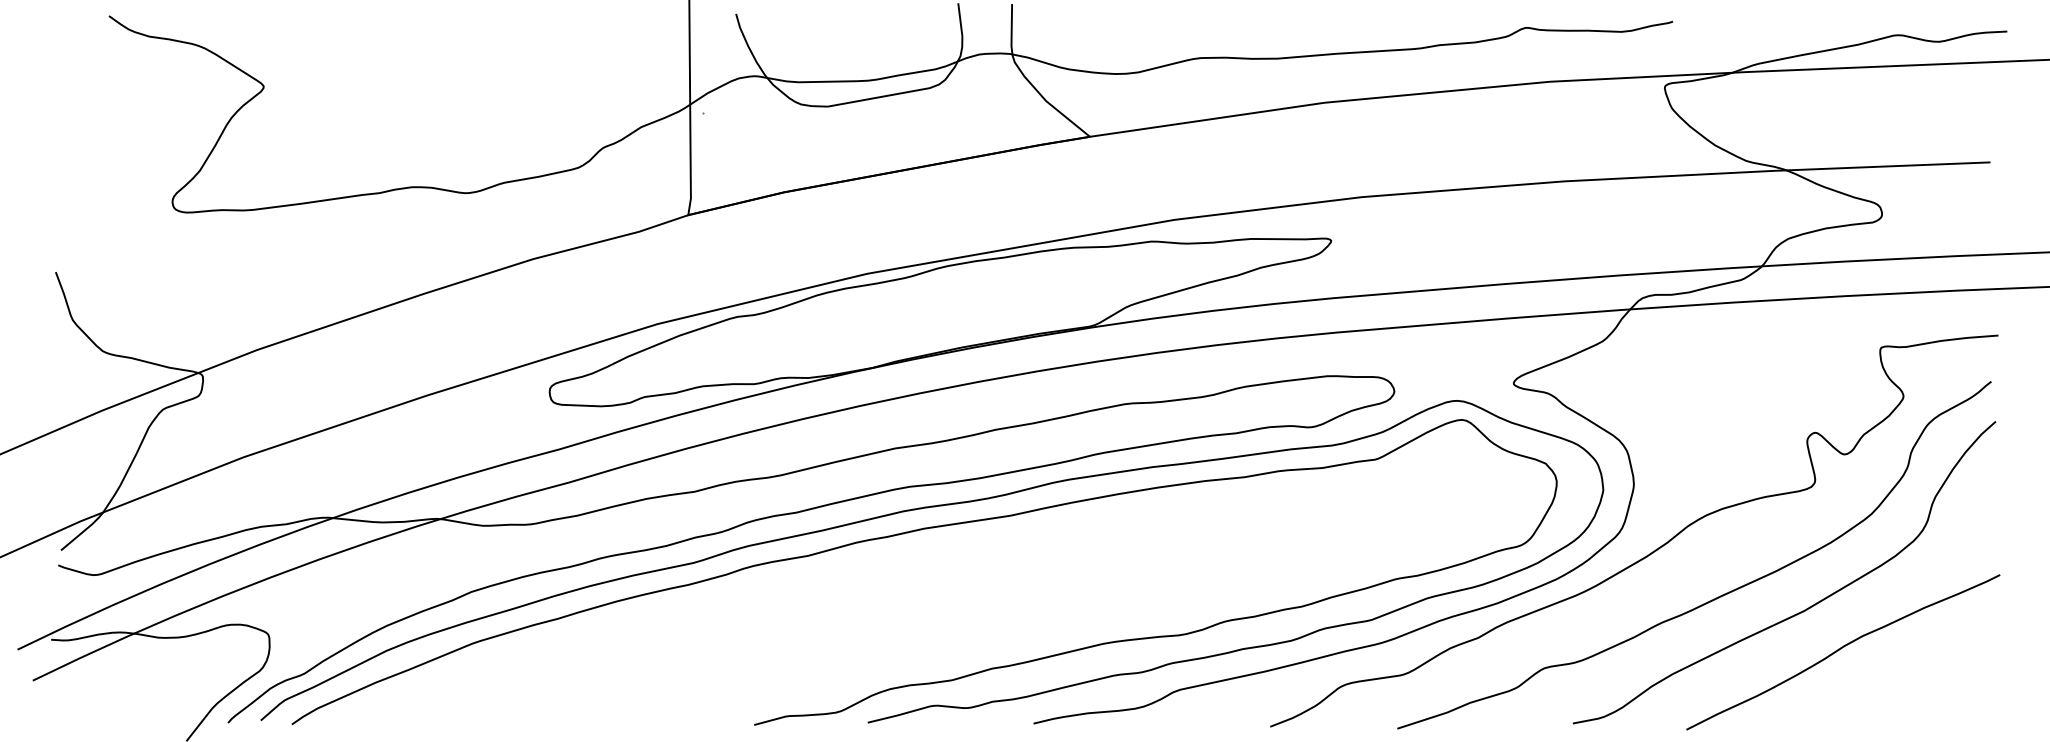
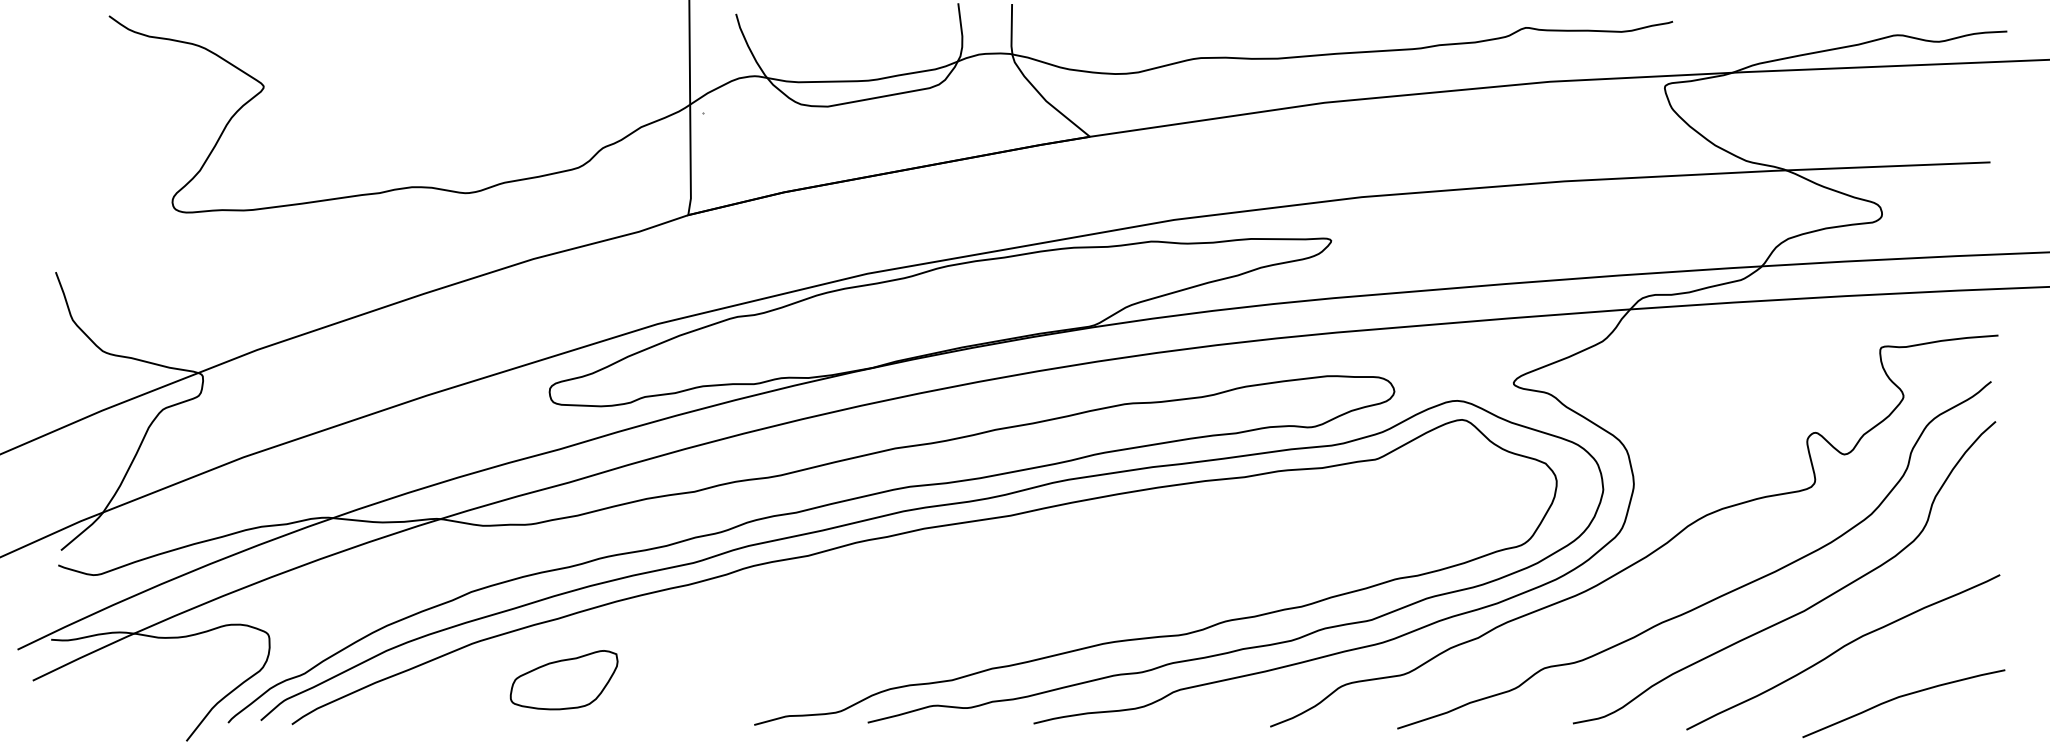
part: none -> present (563, 680)
curve: none -> present (1901, 697)
